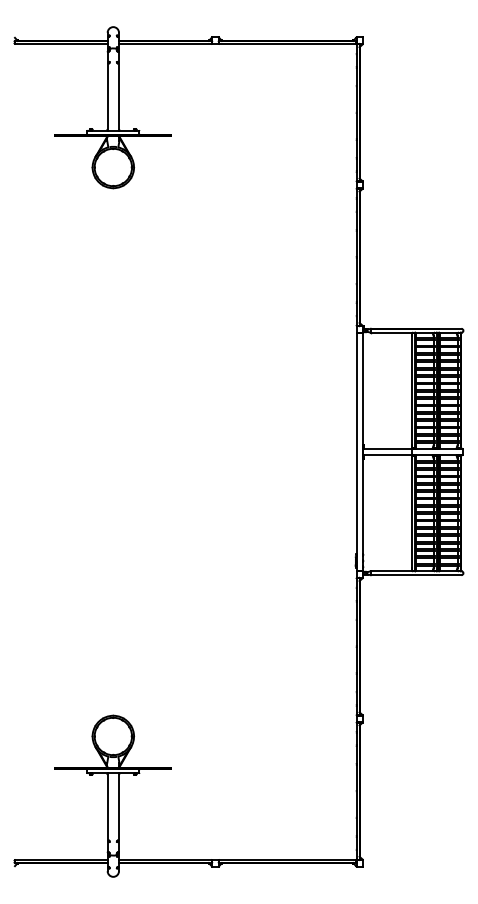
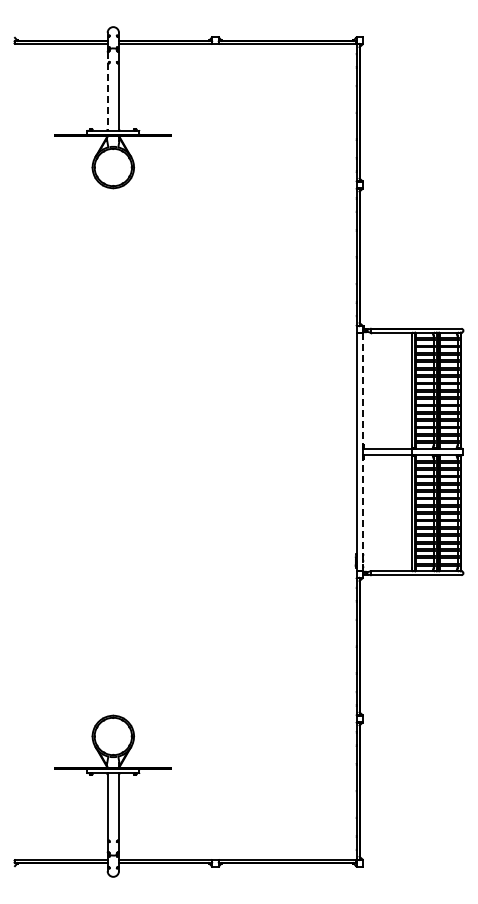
line: solid -> dashed (107, 92)
line: solid -> dashed (363, 452)
